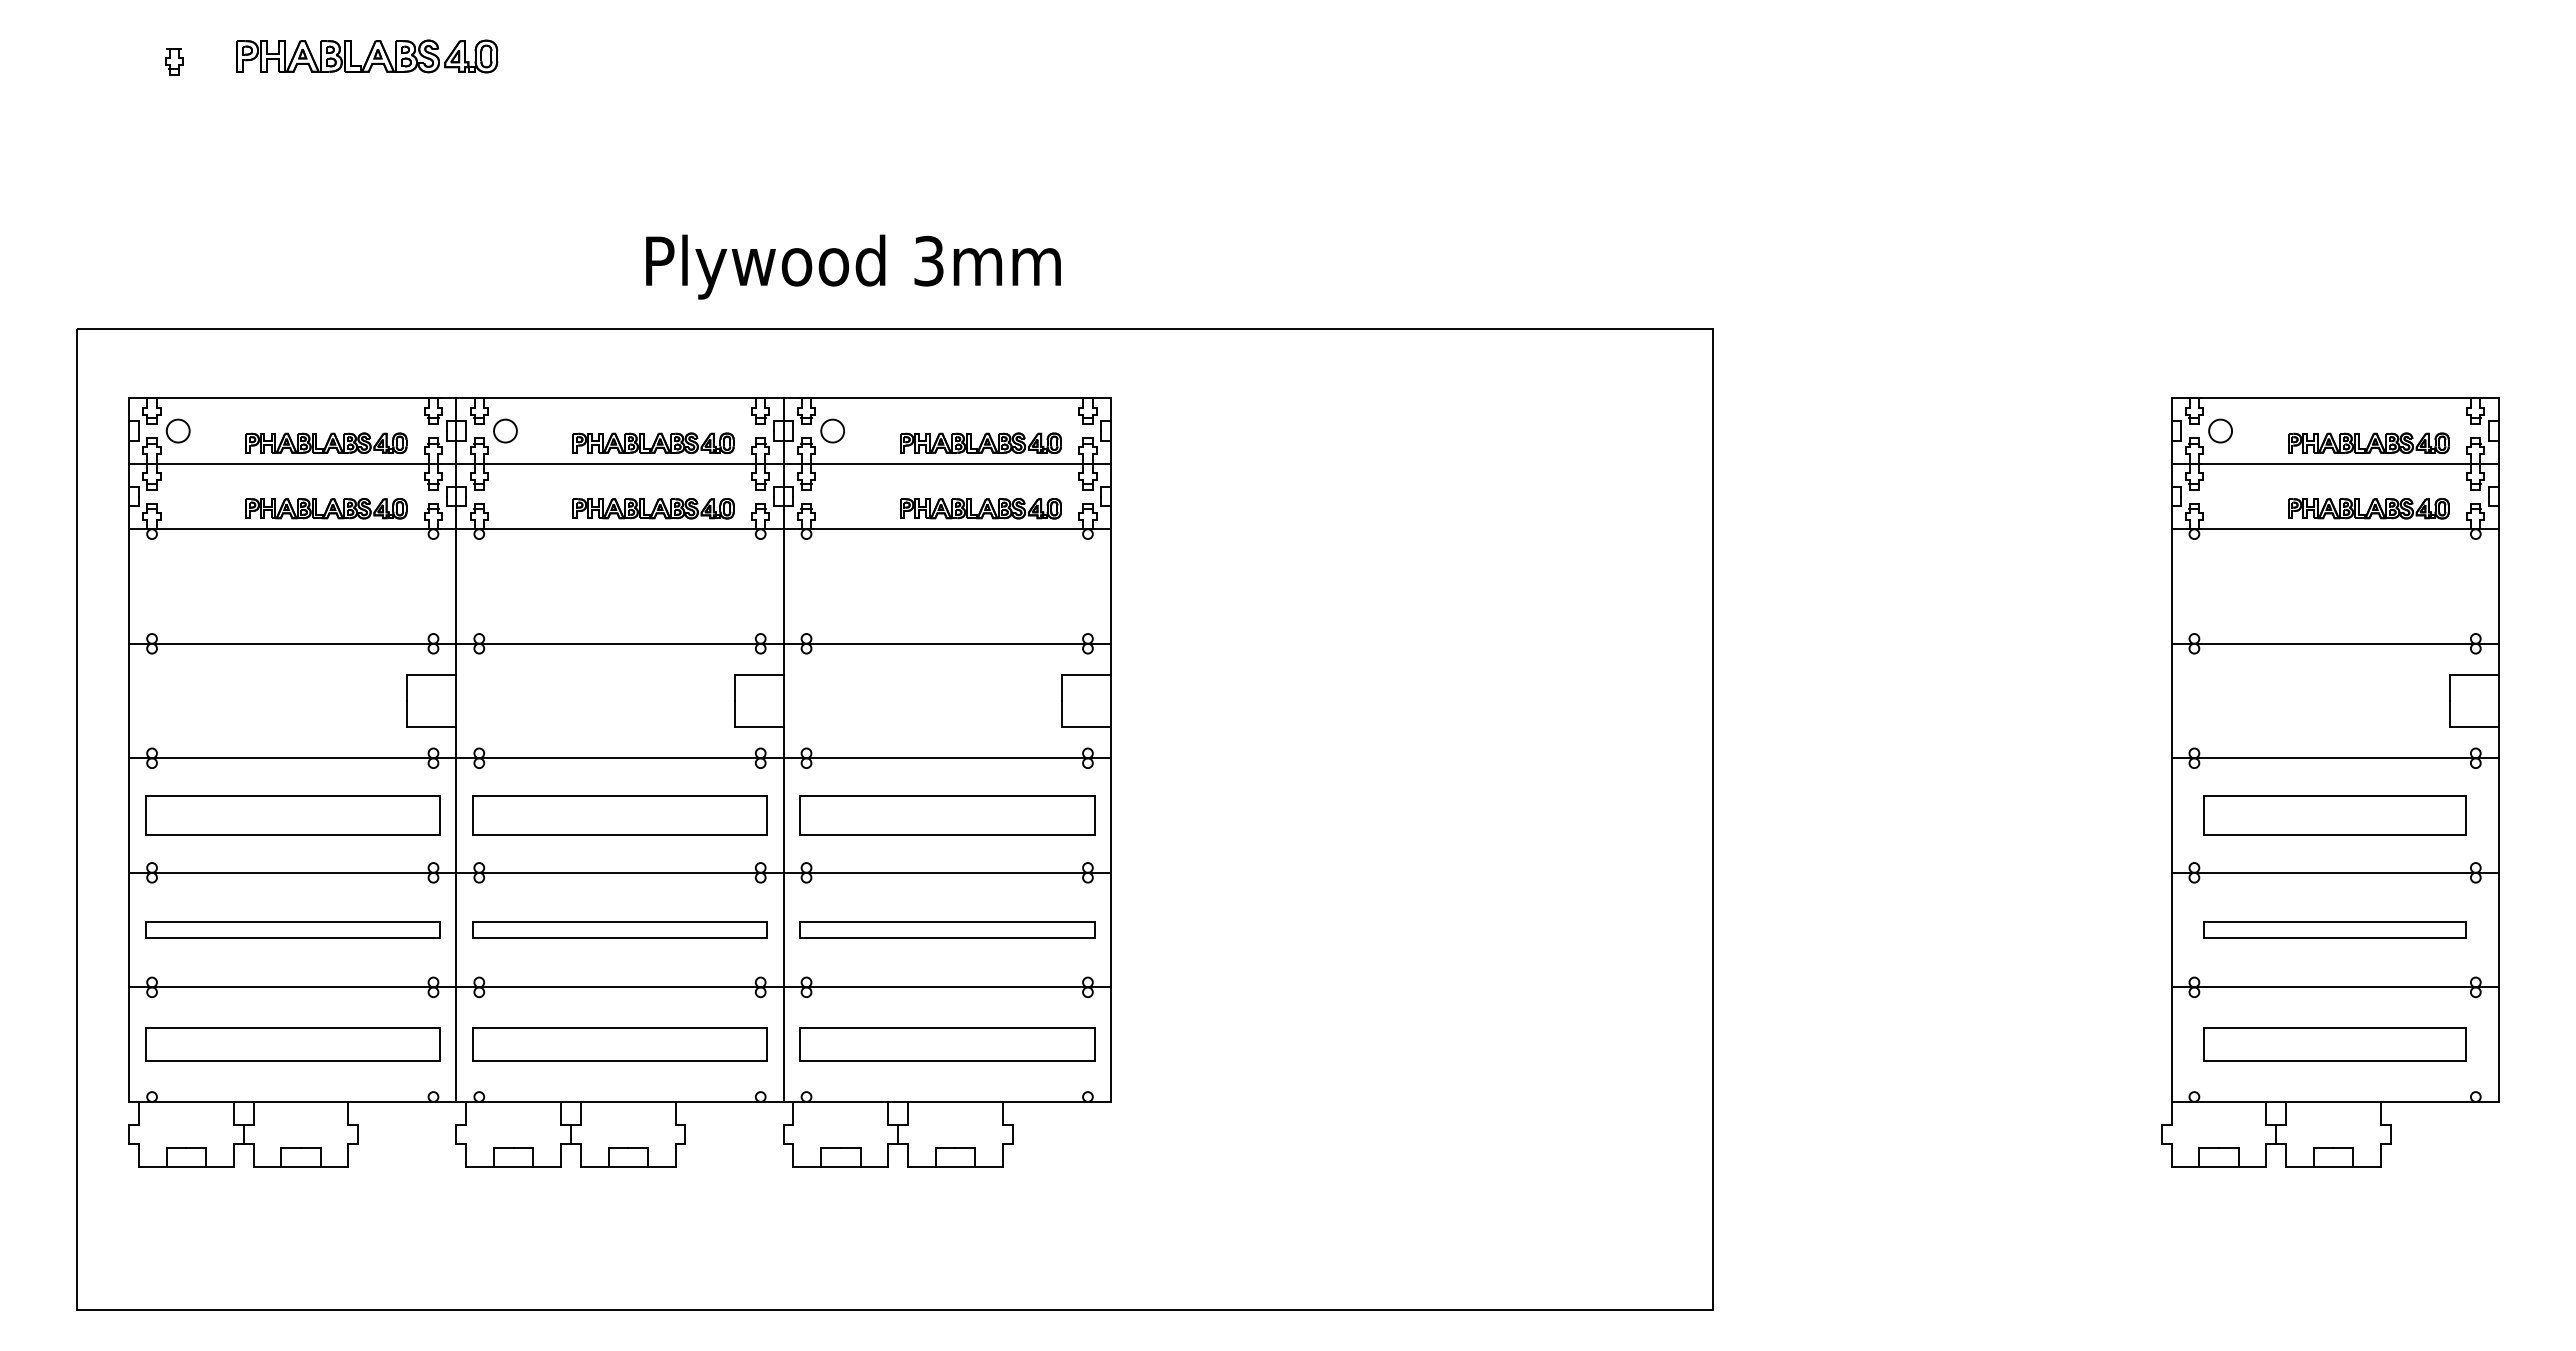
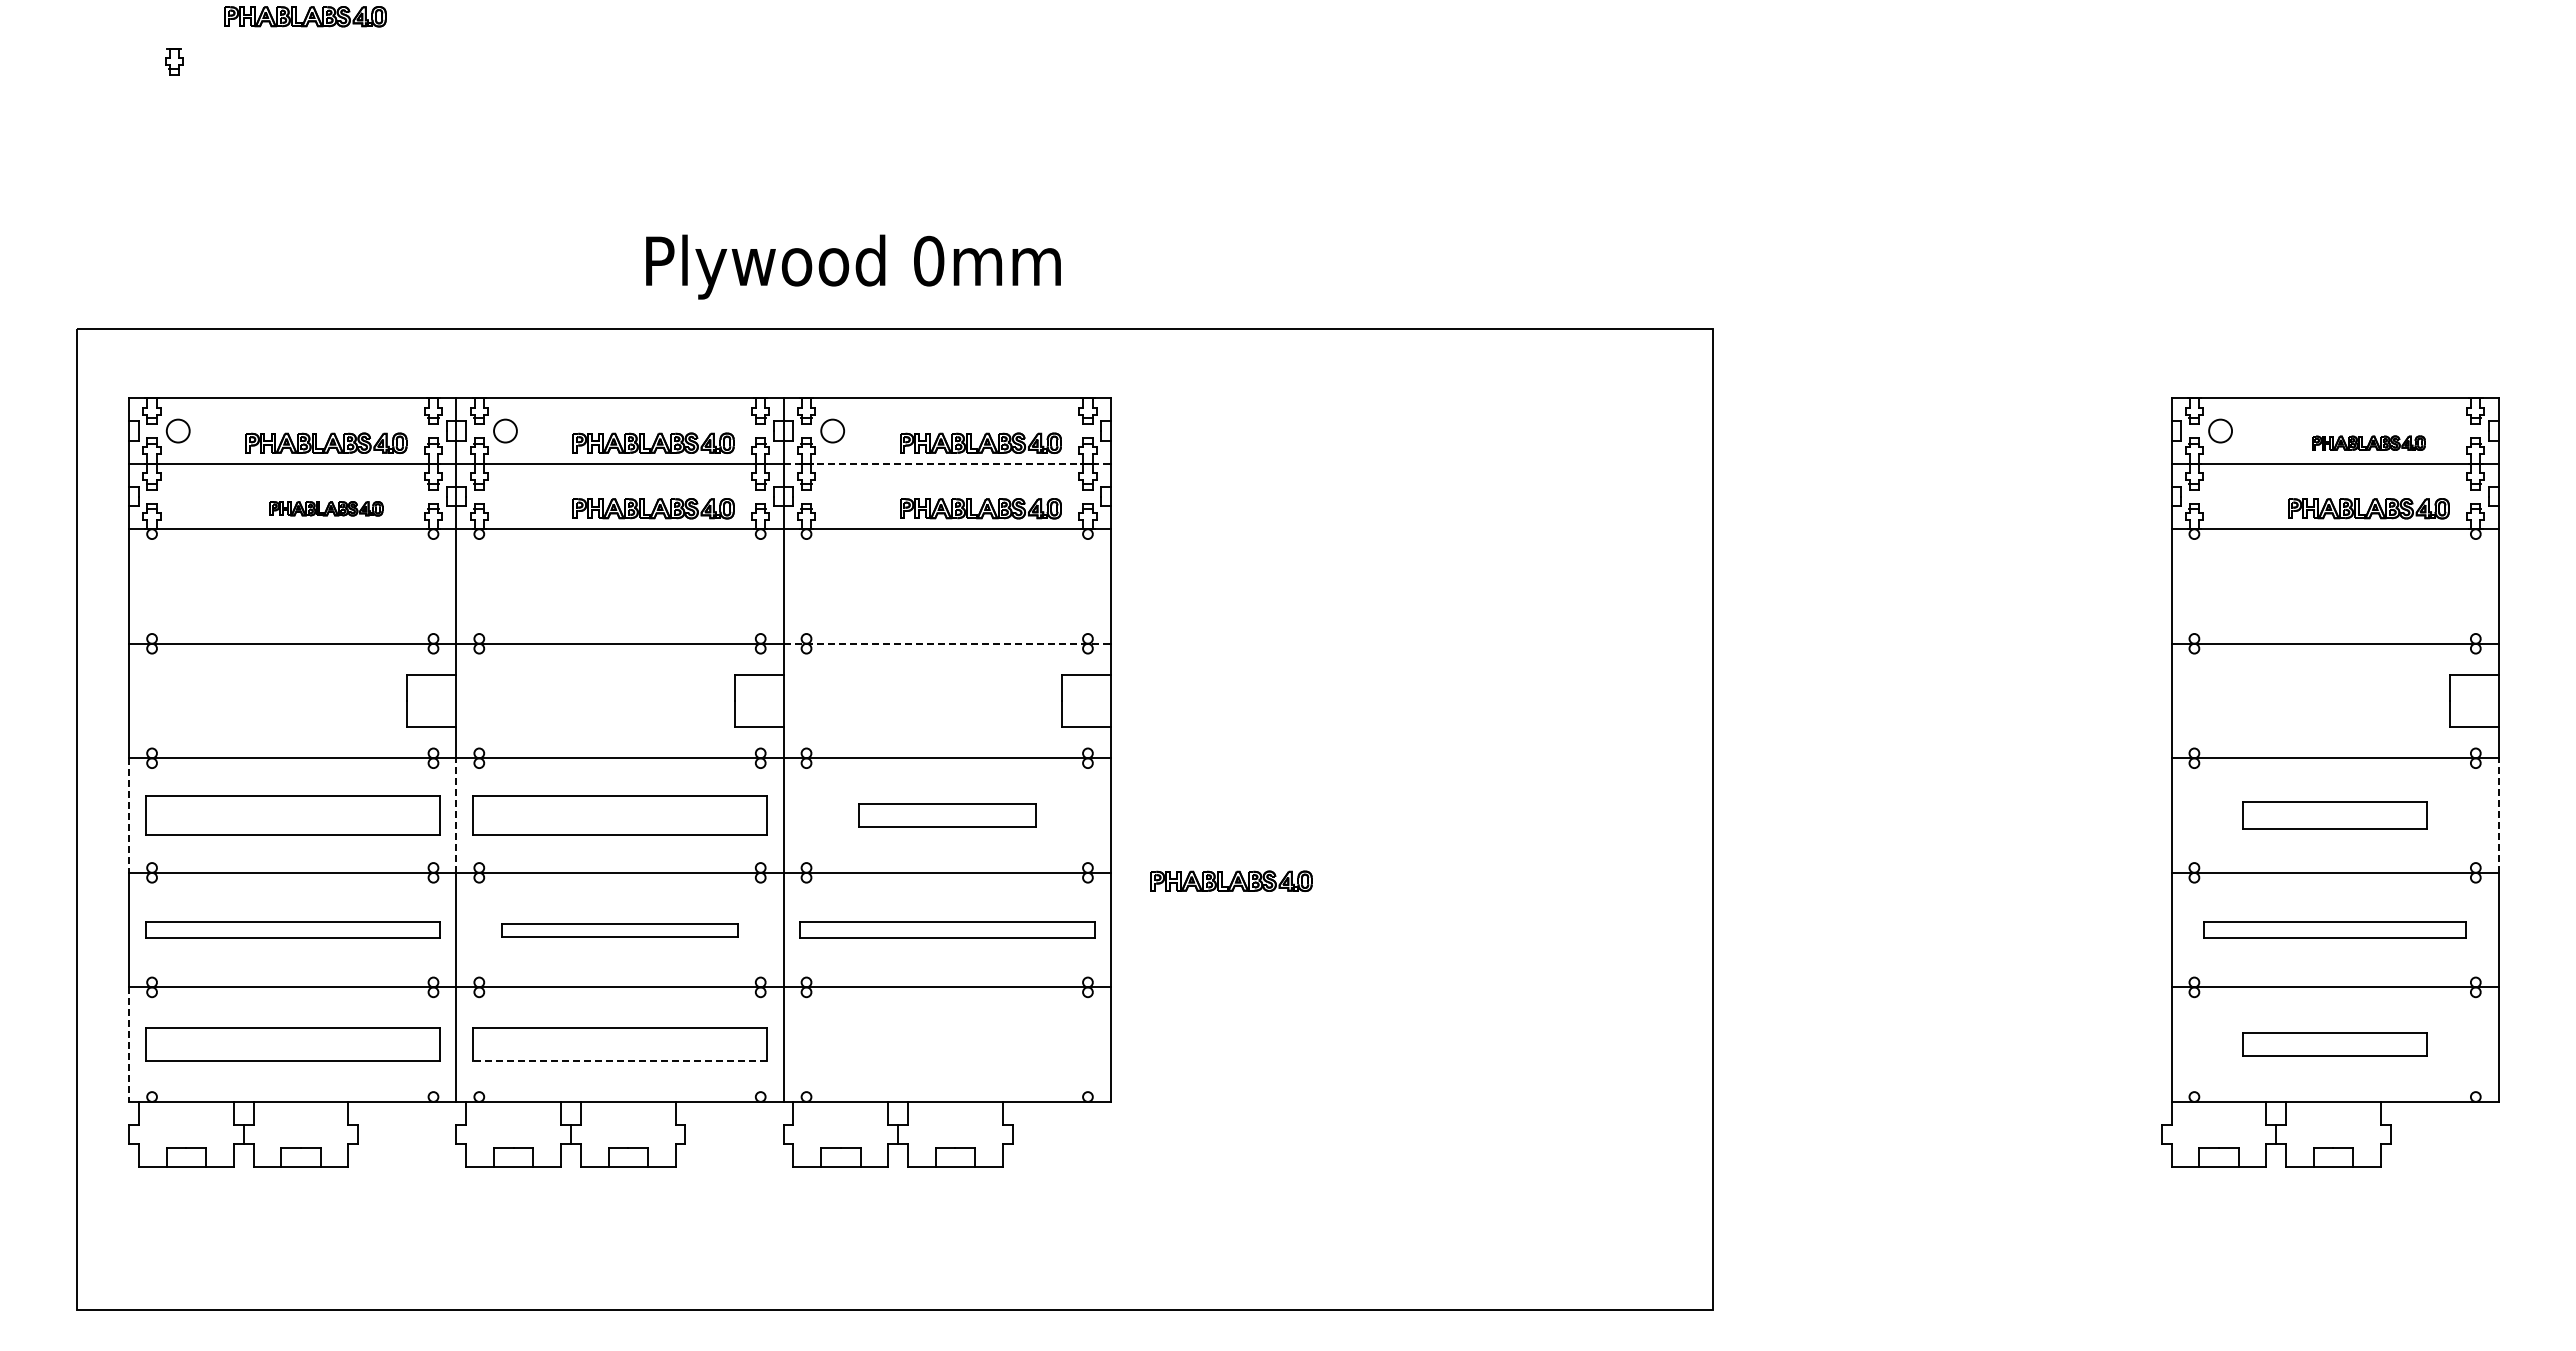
part: none -> present (305, 16)
part: present -> none (367, 56)
text: 3mm -> 0mm (929, 261)
part size: 162x22 px -> 114x16 px (2368, 442)
line: solid -> dashed (947, 463)
part size: 163x22 px -> 115x16 px (326, 508)
line: solid -> dashed (947, 643)
line: solid -> dashed (456, 815)
part size: 297x41 px -> 179x25 px (947, 815)
part size: 264x41 px -> 186x29 px (2334, 815)
line: solid -> dashed (2498, 815)
line: solid -> dashed (129, 816)
part: none -> present (1231, 880)
part size: 296x18 px -> 238x15 px (619, 930)
part: present -> none (947, 1044)
part size: 264x35 px -> 186x25 px (2334, 1044)
line: solid -> dashed (129, 1045)
line: solid -> dashed (619, 1061)
